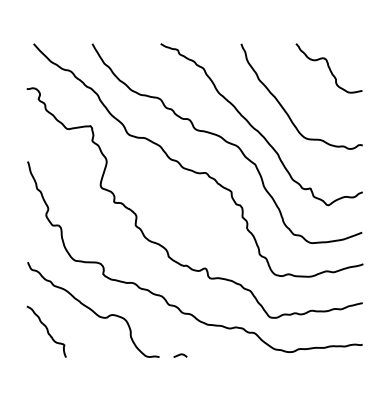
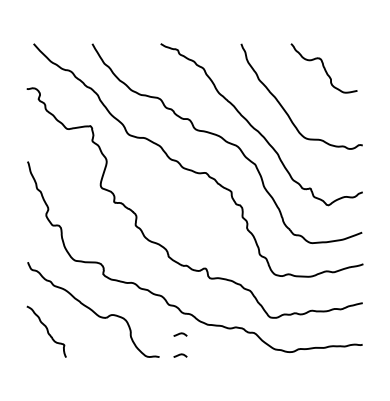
curve position: (328, 68) -> (323, 68) (323, 68)
curve: none -> present (180, 334)
